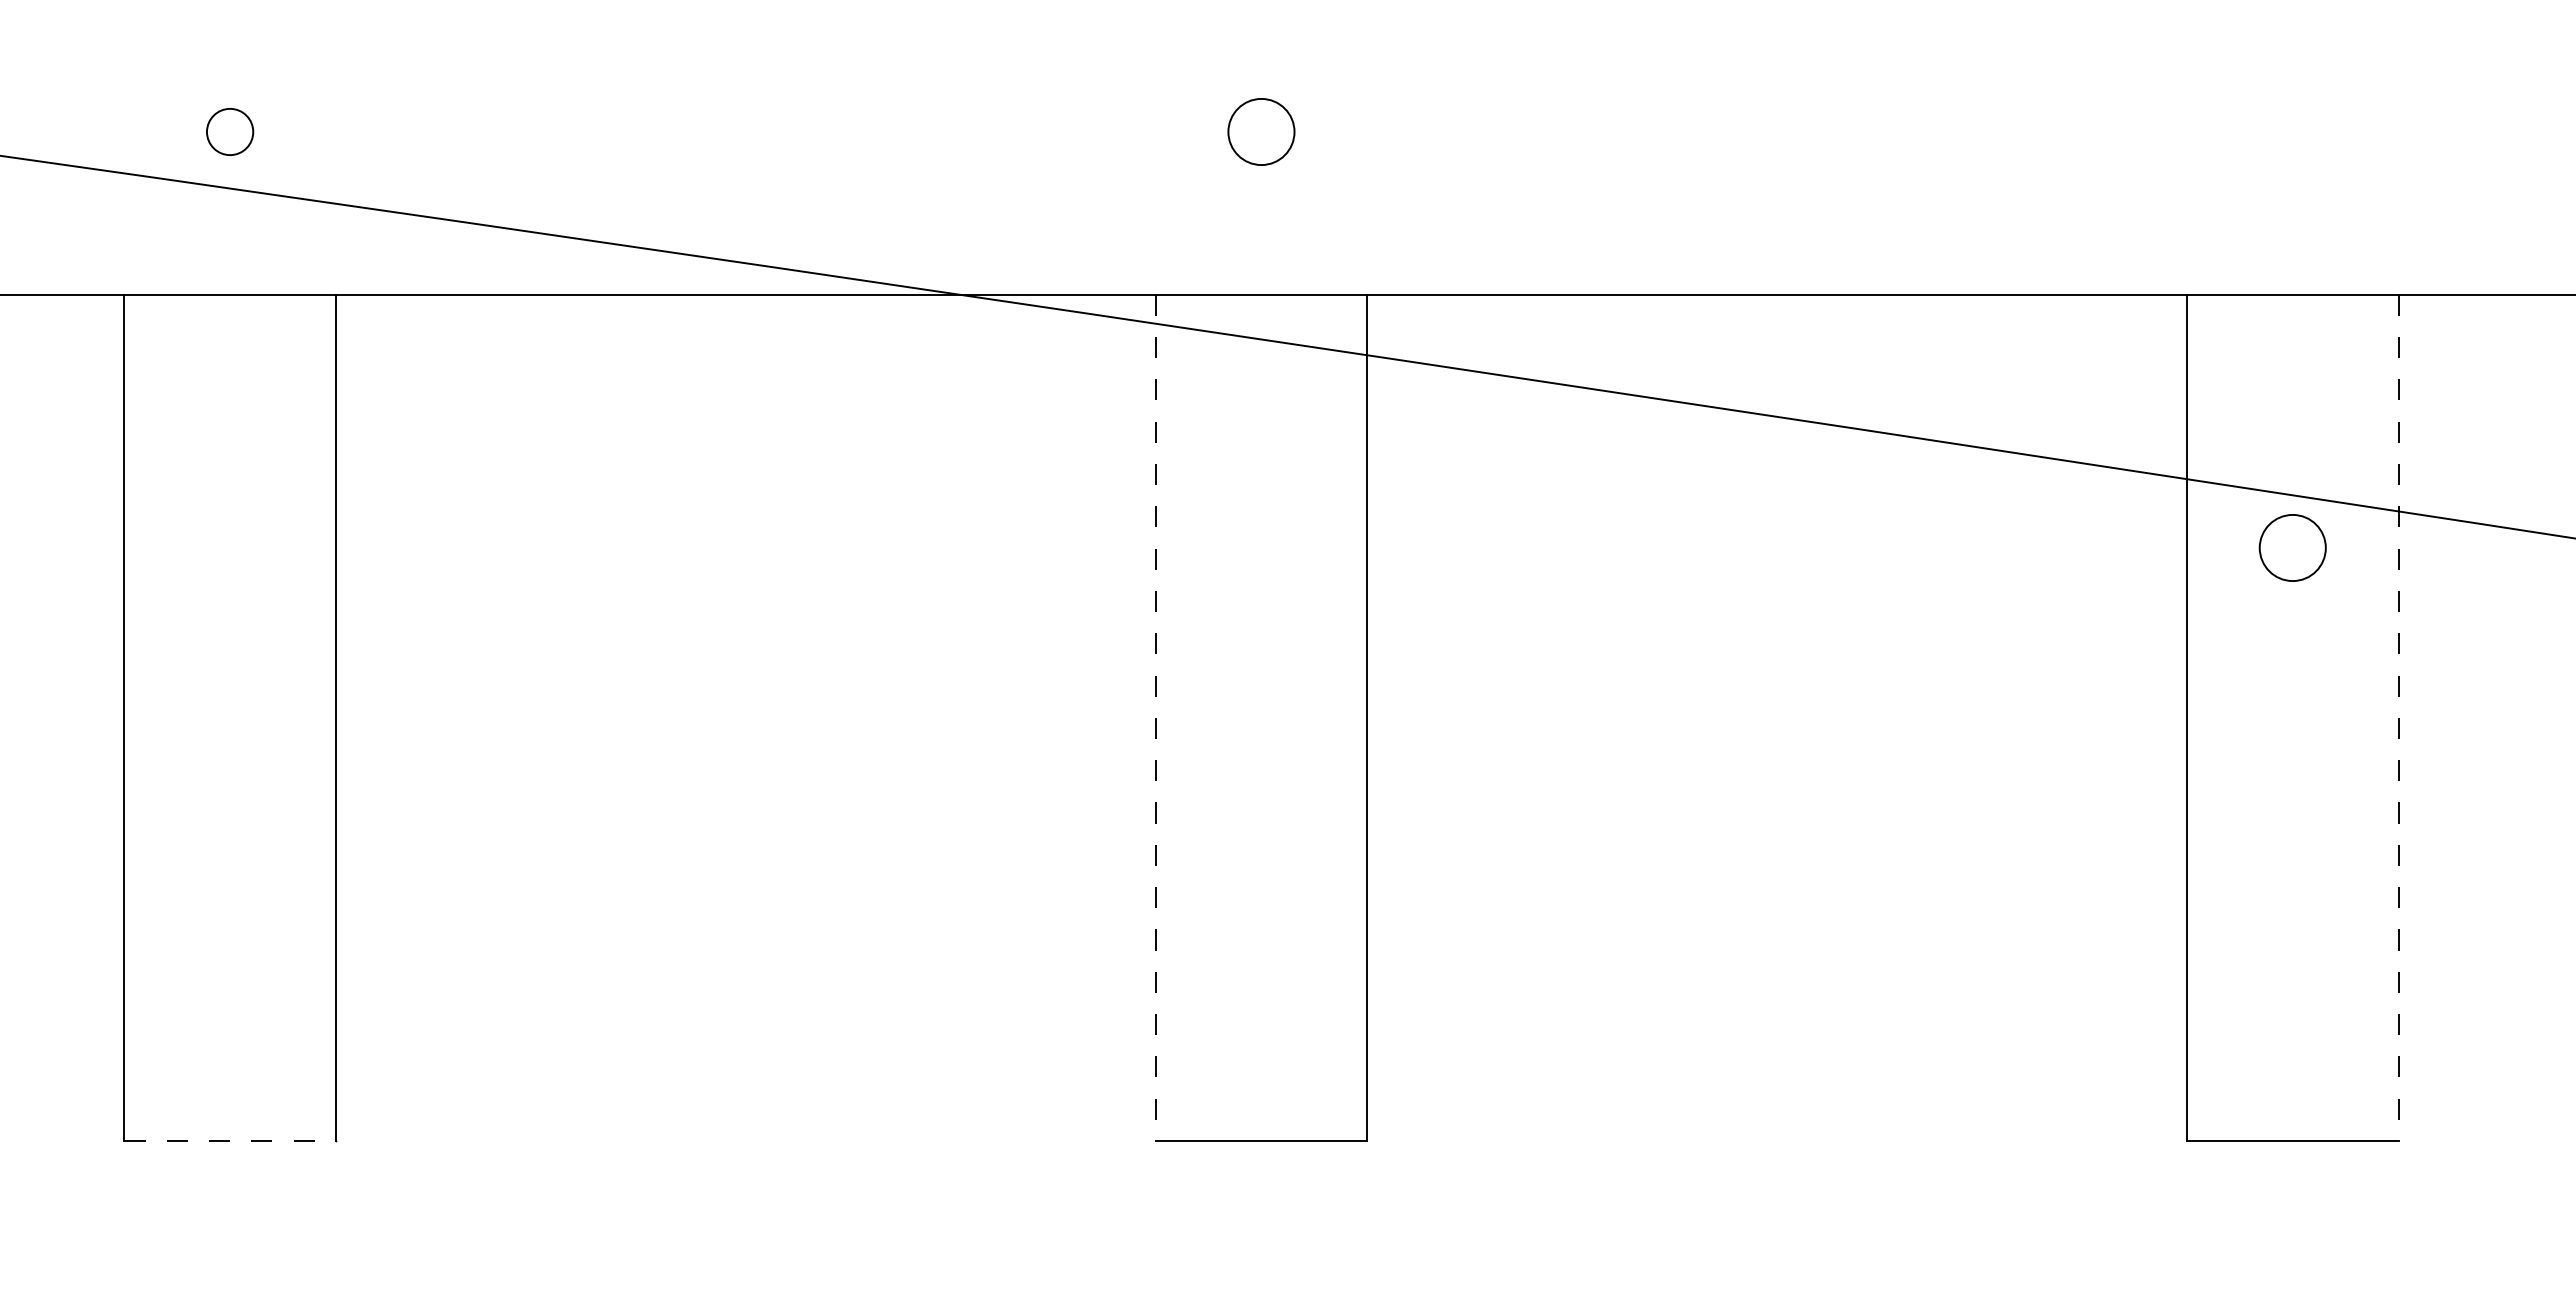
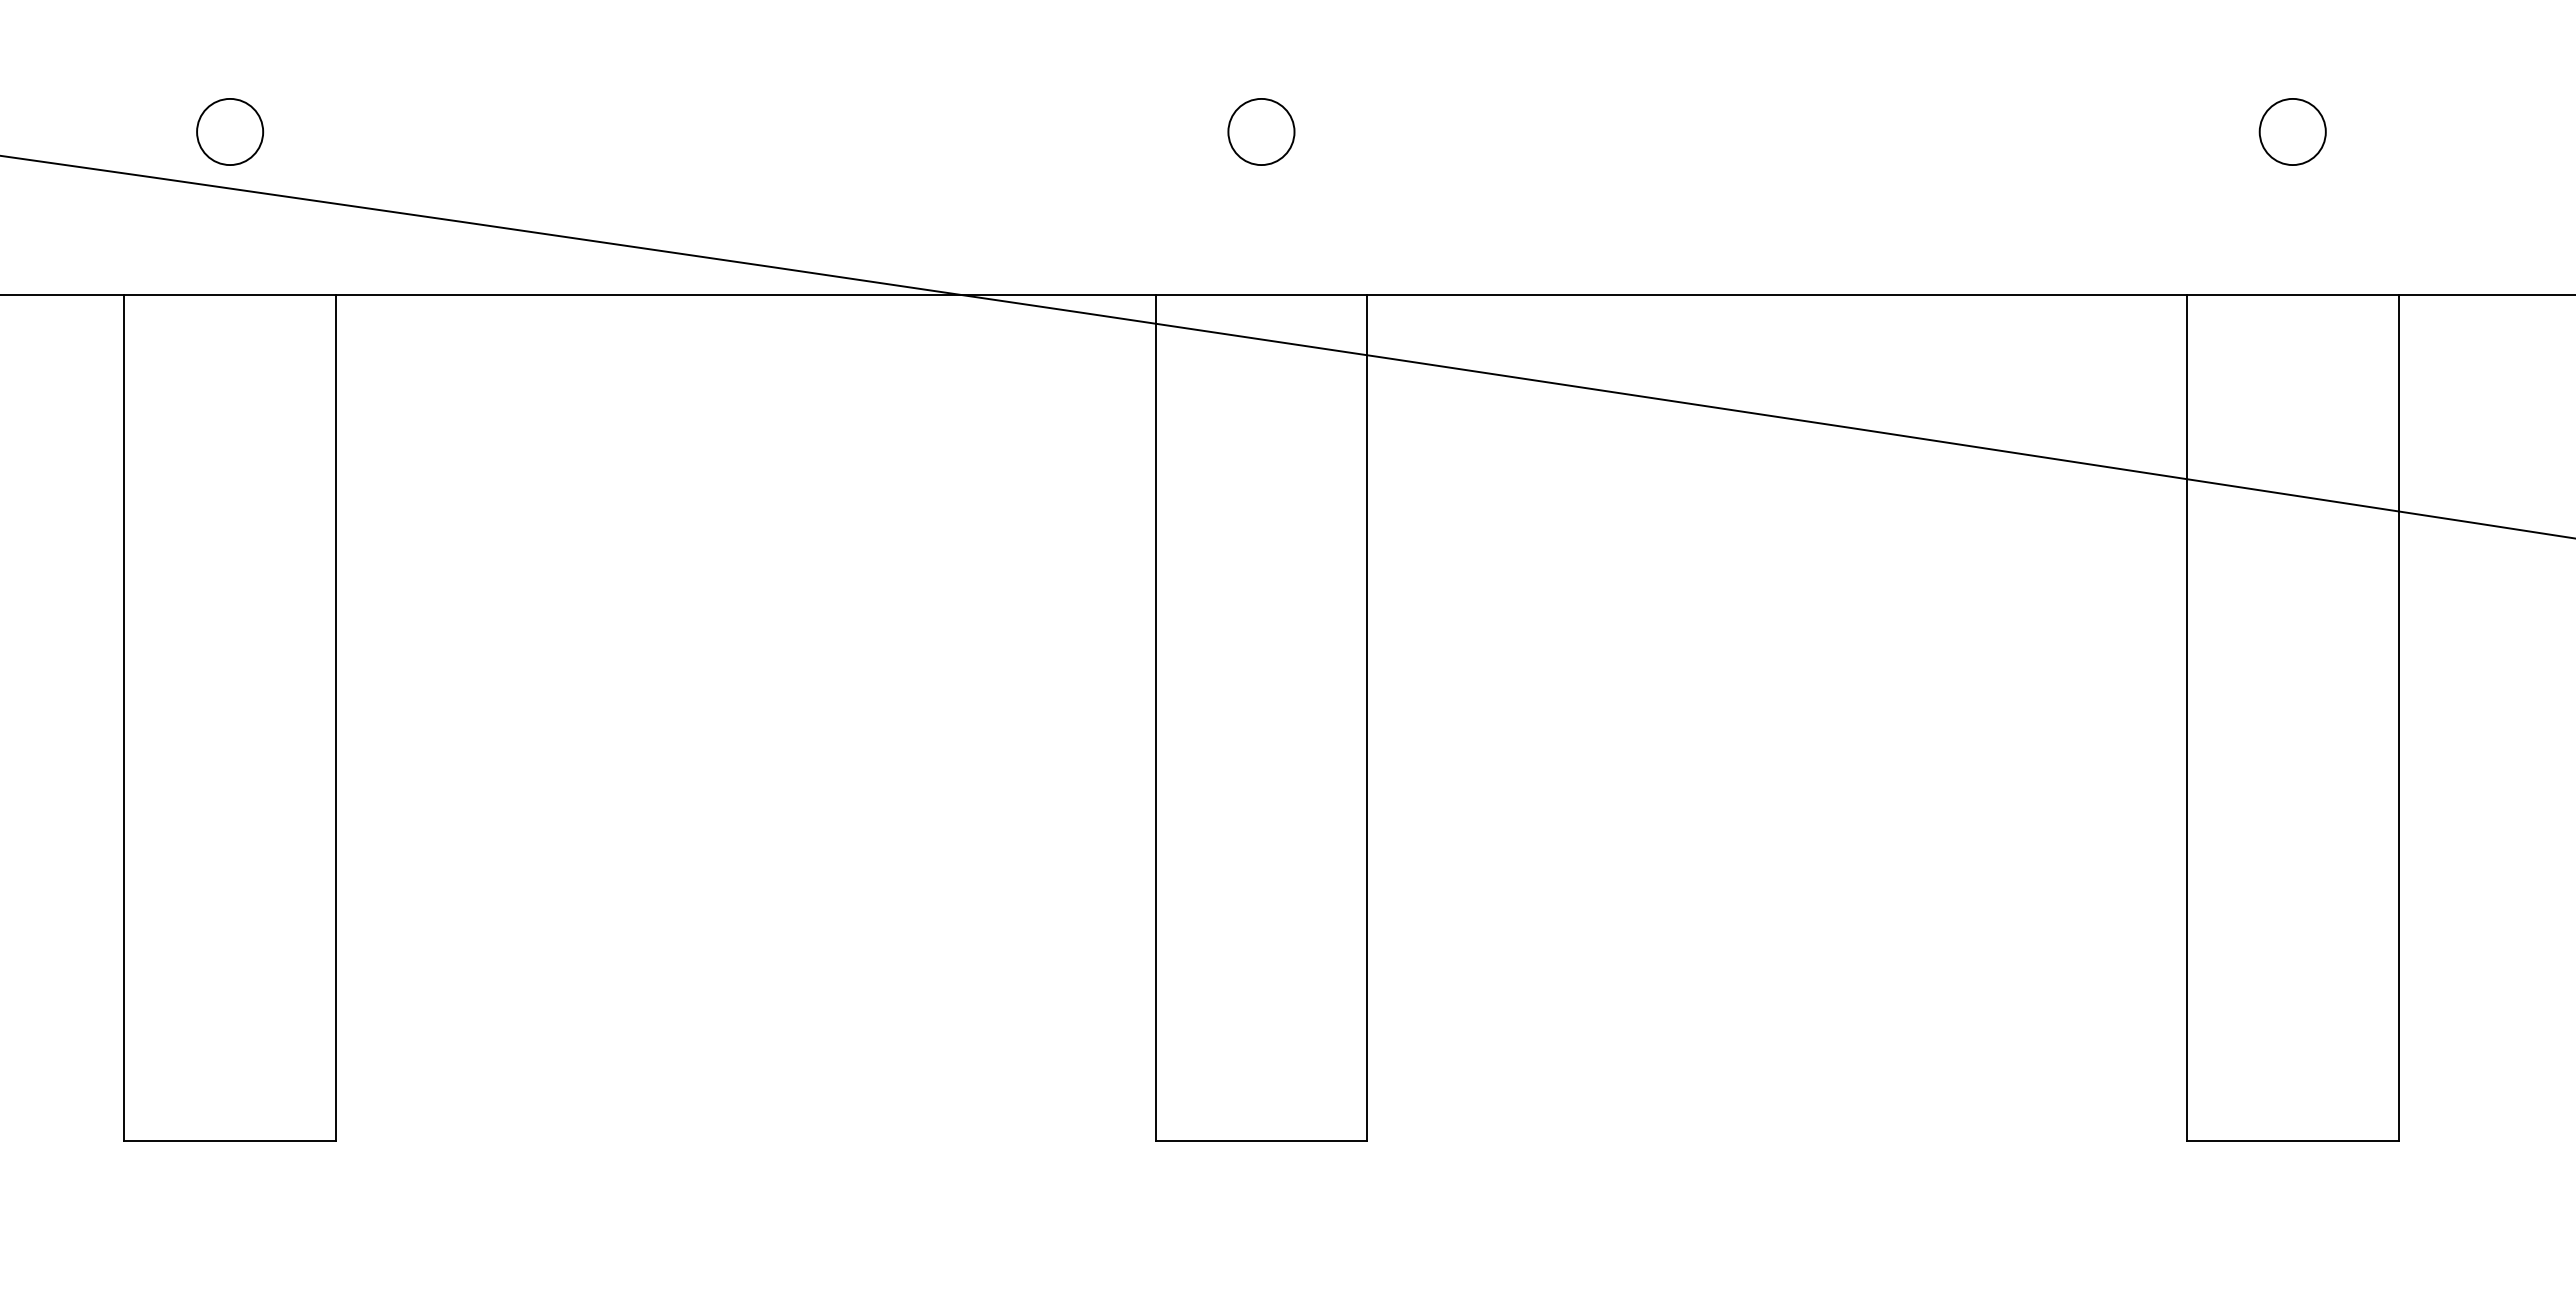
circle diameter: 46 px -> 66 px (230, 131)
circle position: (2292, 547) -> (2292, 131) (2292, 131)
line: dashed -> solid (1155, 718)
line: dashed -> solid (2398, 718)
line: dashed -> solid (230, 1140)
